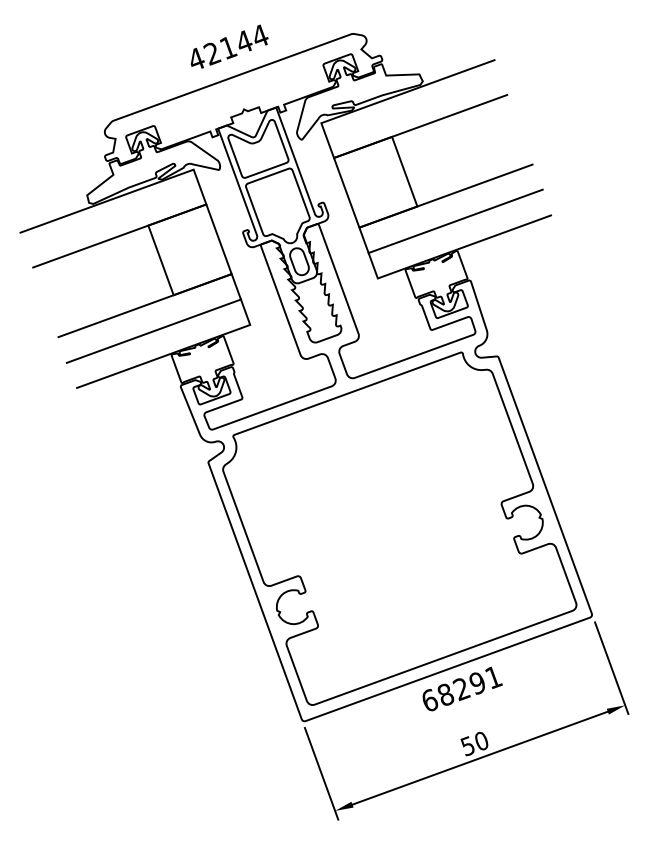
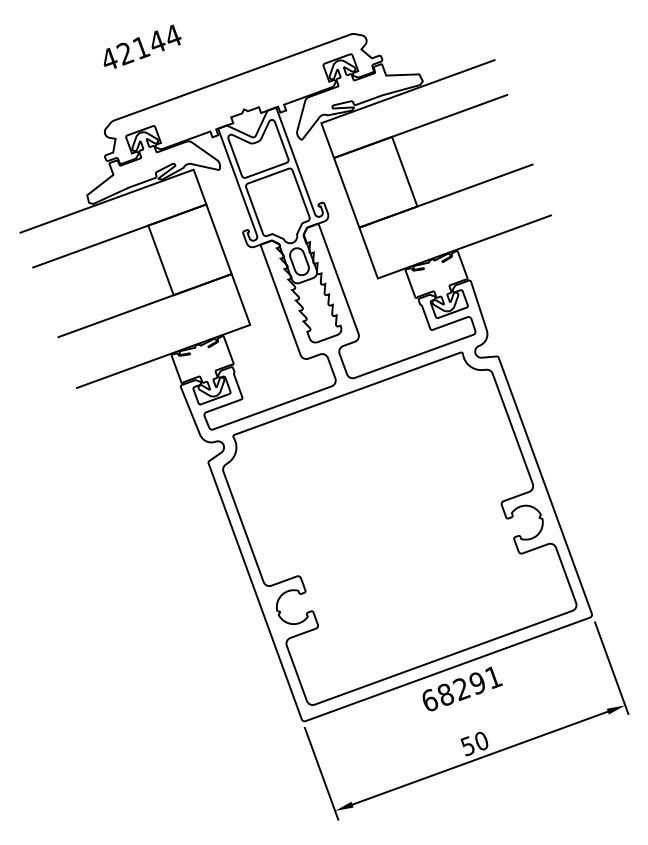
text position: (229, 46) -> (142, 46) (142, 46)
line: present -> none (455, 221)
line: present -> none (153, 330)
